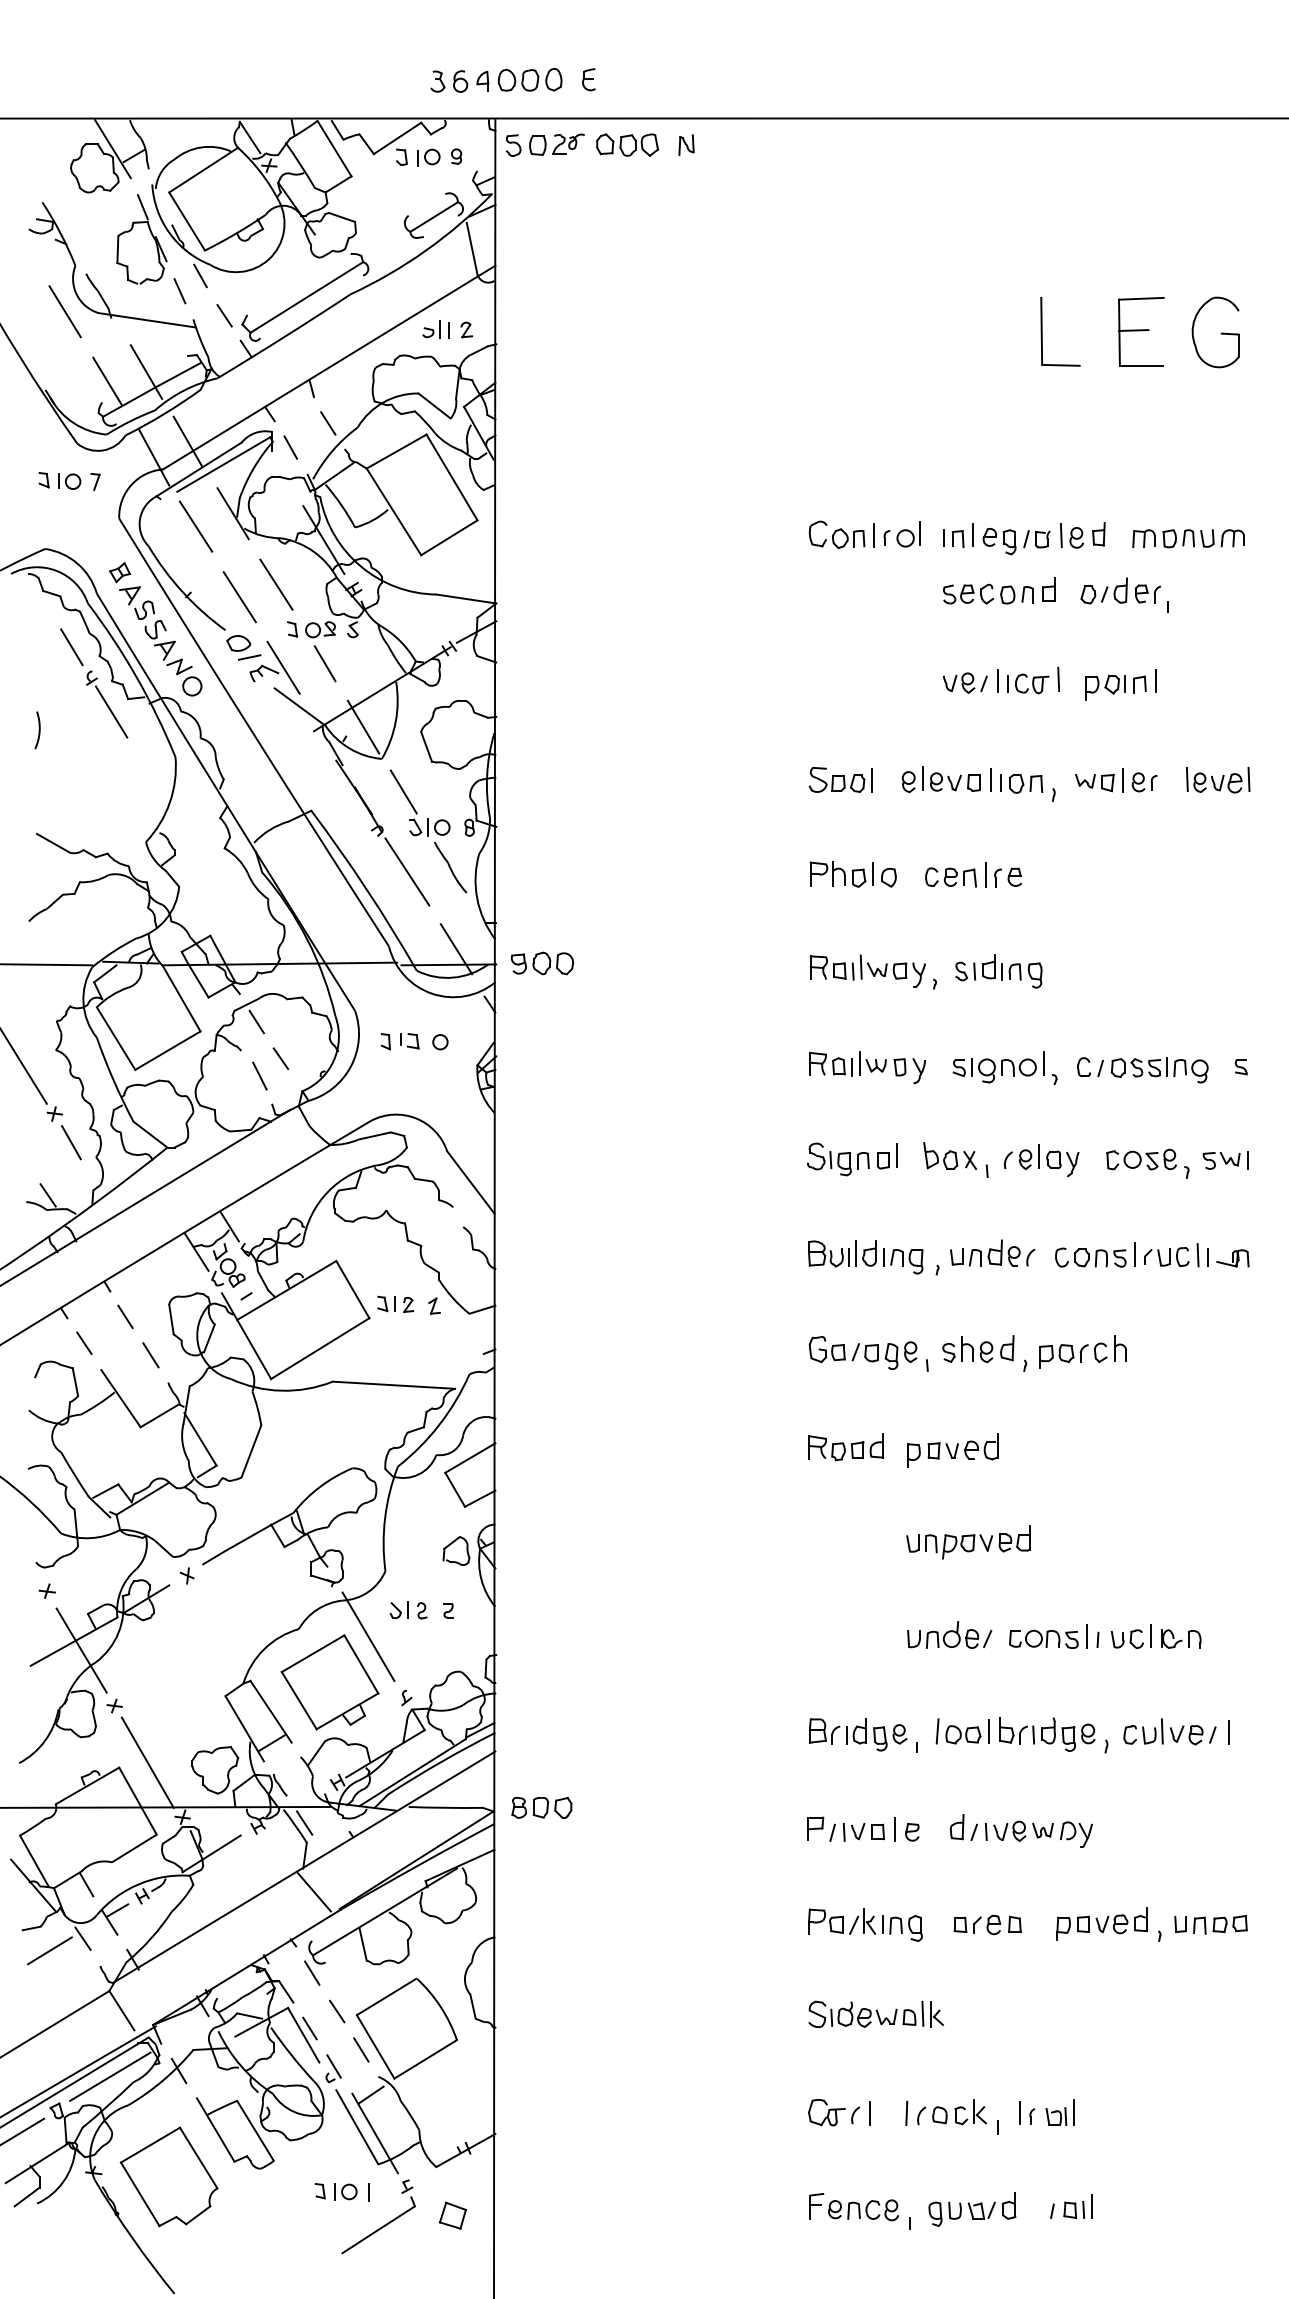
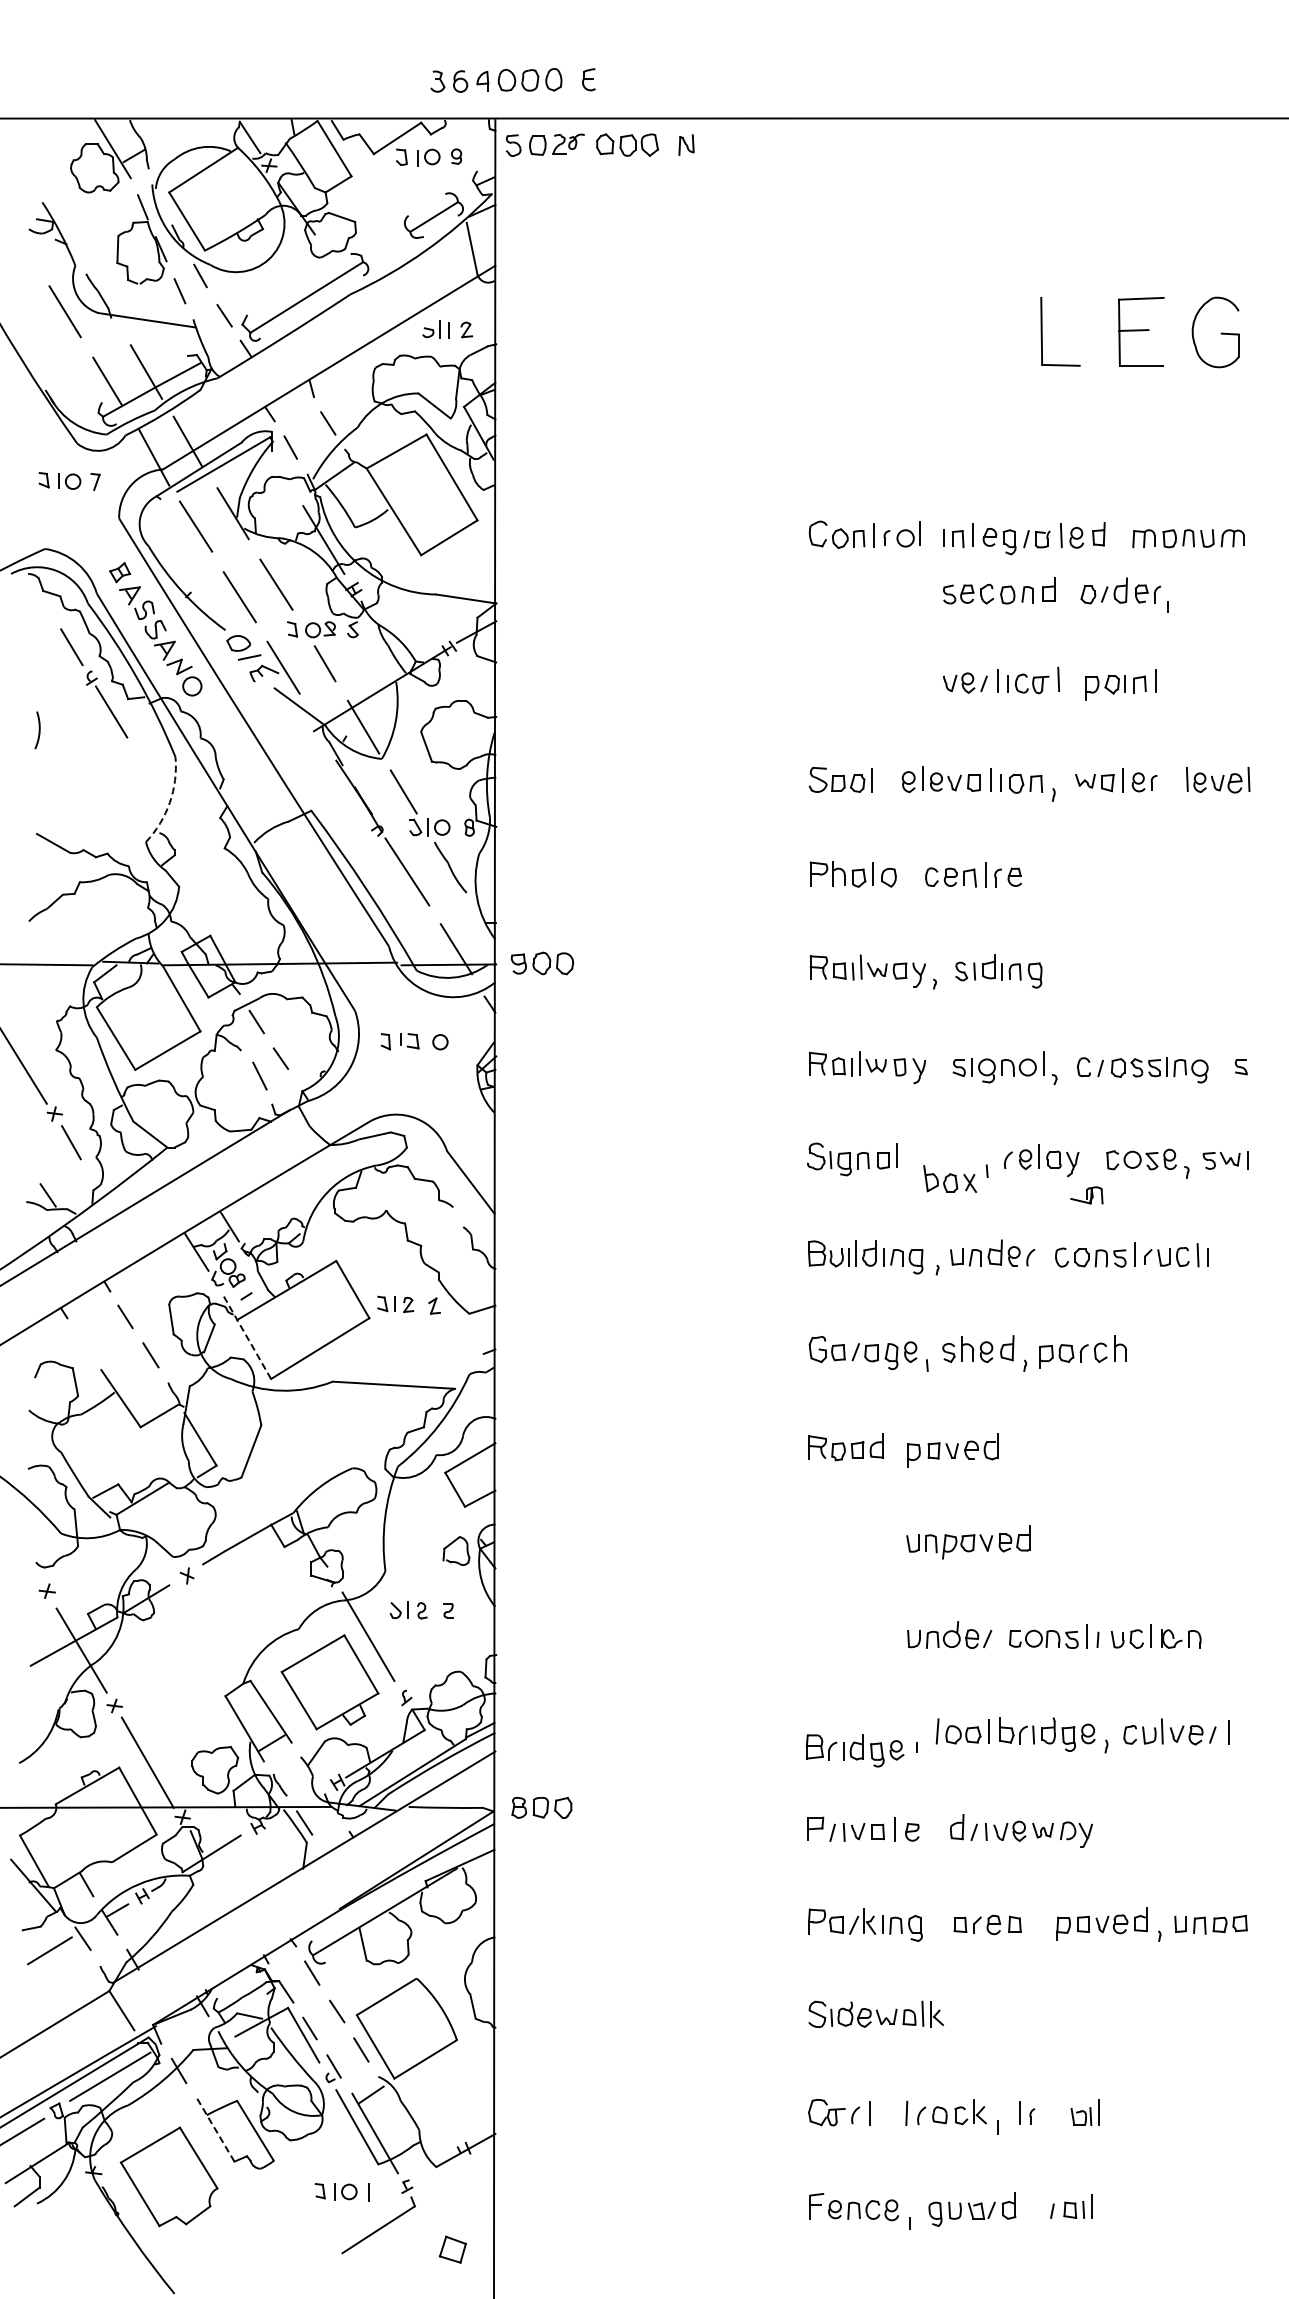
arc: solid -> dashed (169, 802)
part position: (950, 1155) -> (950, 1178) (950, 1178)
part position: (1232, 1258) -> (1086, 1195) (1086, 1195)
line: solid -> dashed (246, 1335)
line: present -> none (84, 1342)
part position: (858, 1734) -> (855, 1750) (855, 1750)
line: present -> none (313, 1892)
part position: (1059, 2112) -> (1084, 2112) (1084, 2112)
line: solid -> dashed (215, 2129)
part position: (452, 2215) -> (452, 2249) (452, 2249)
